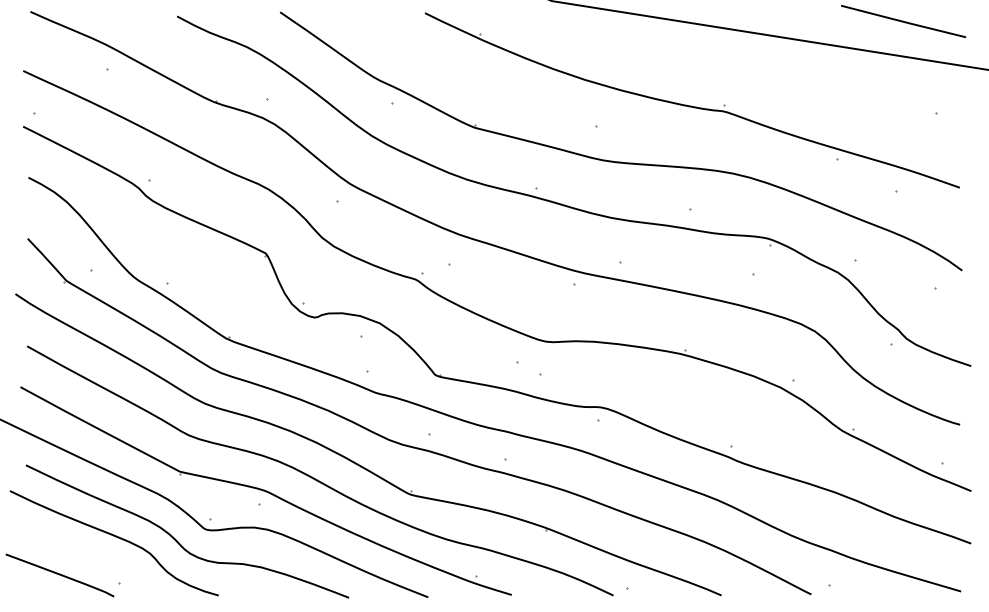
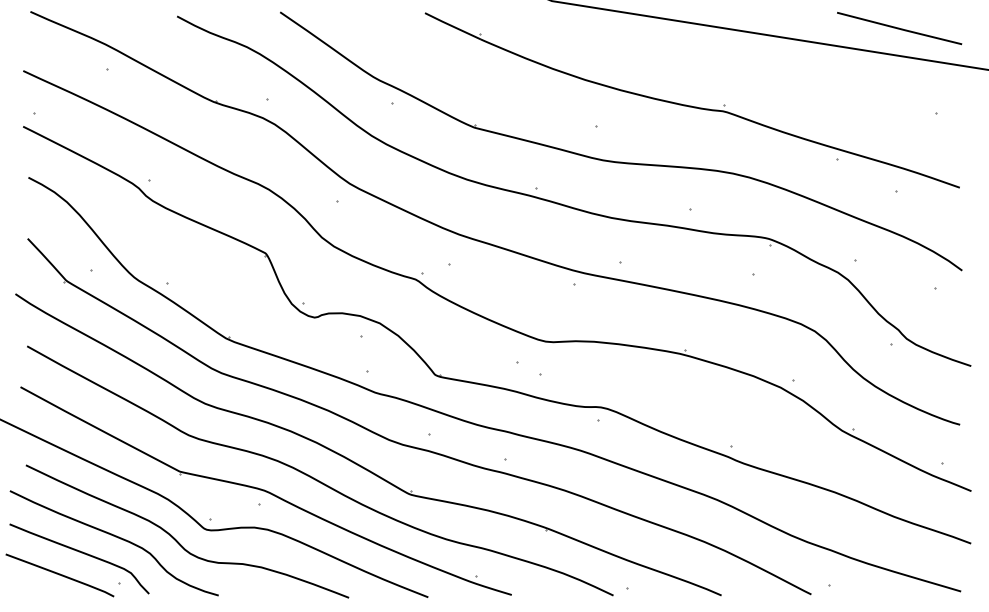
line position: (903, 21) -> (899, 28) (899, 28)
curve: none -> present (81, 553)
